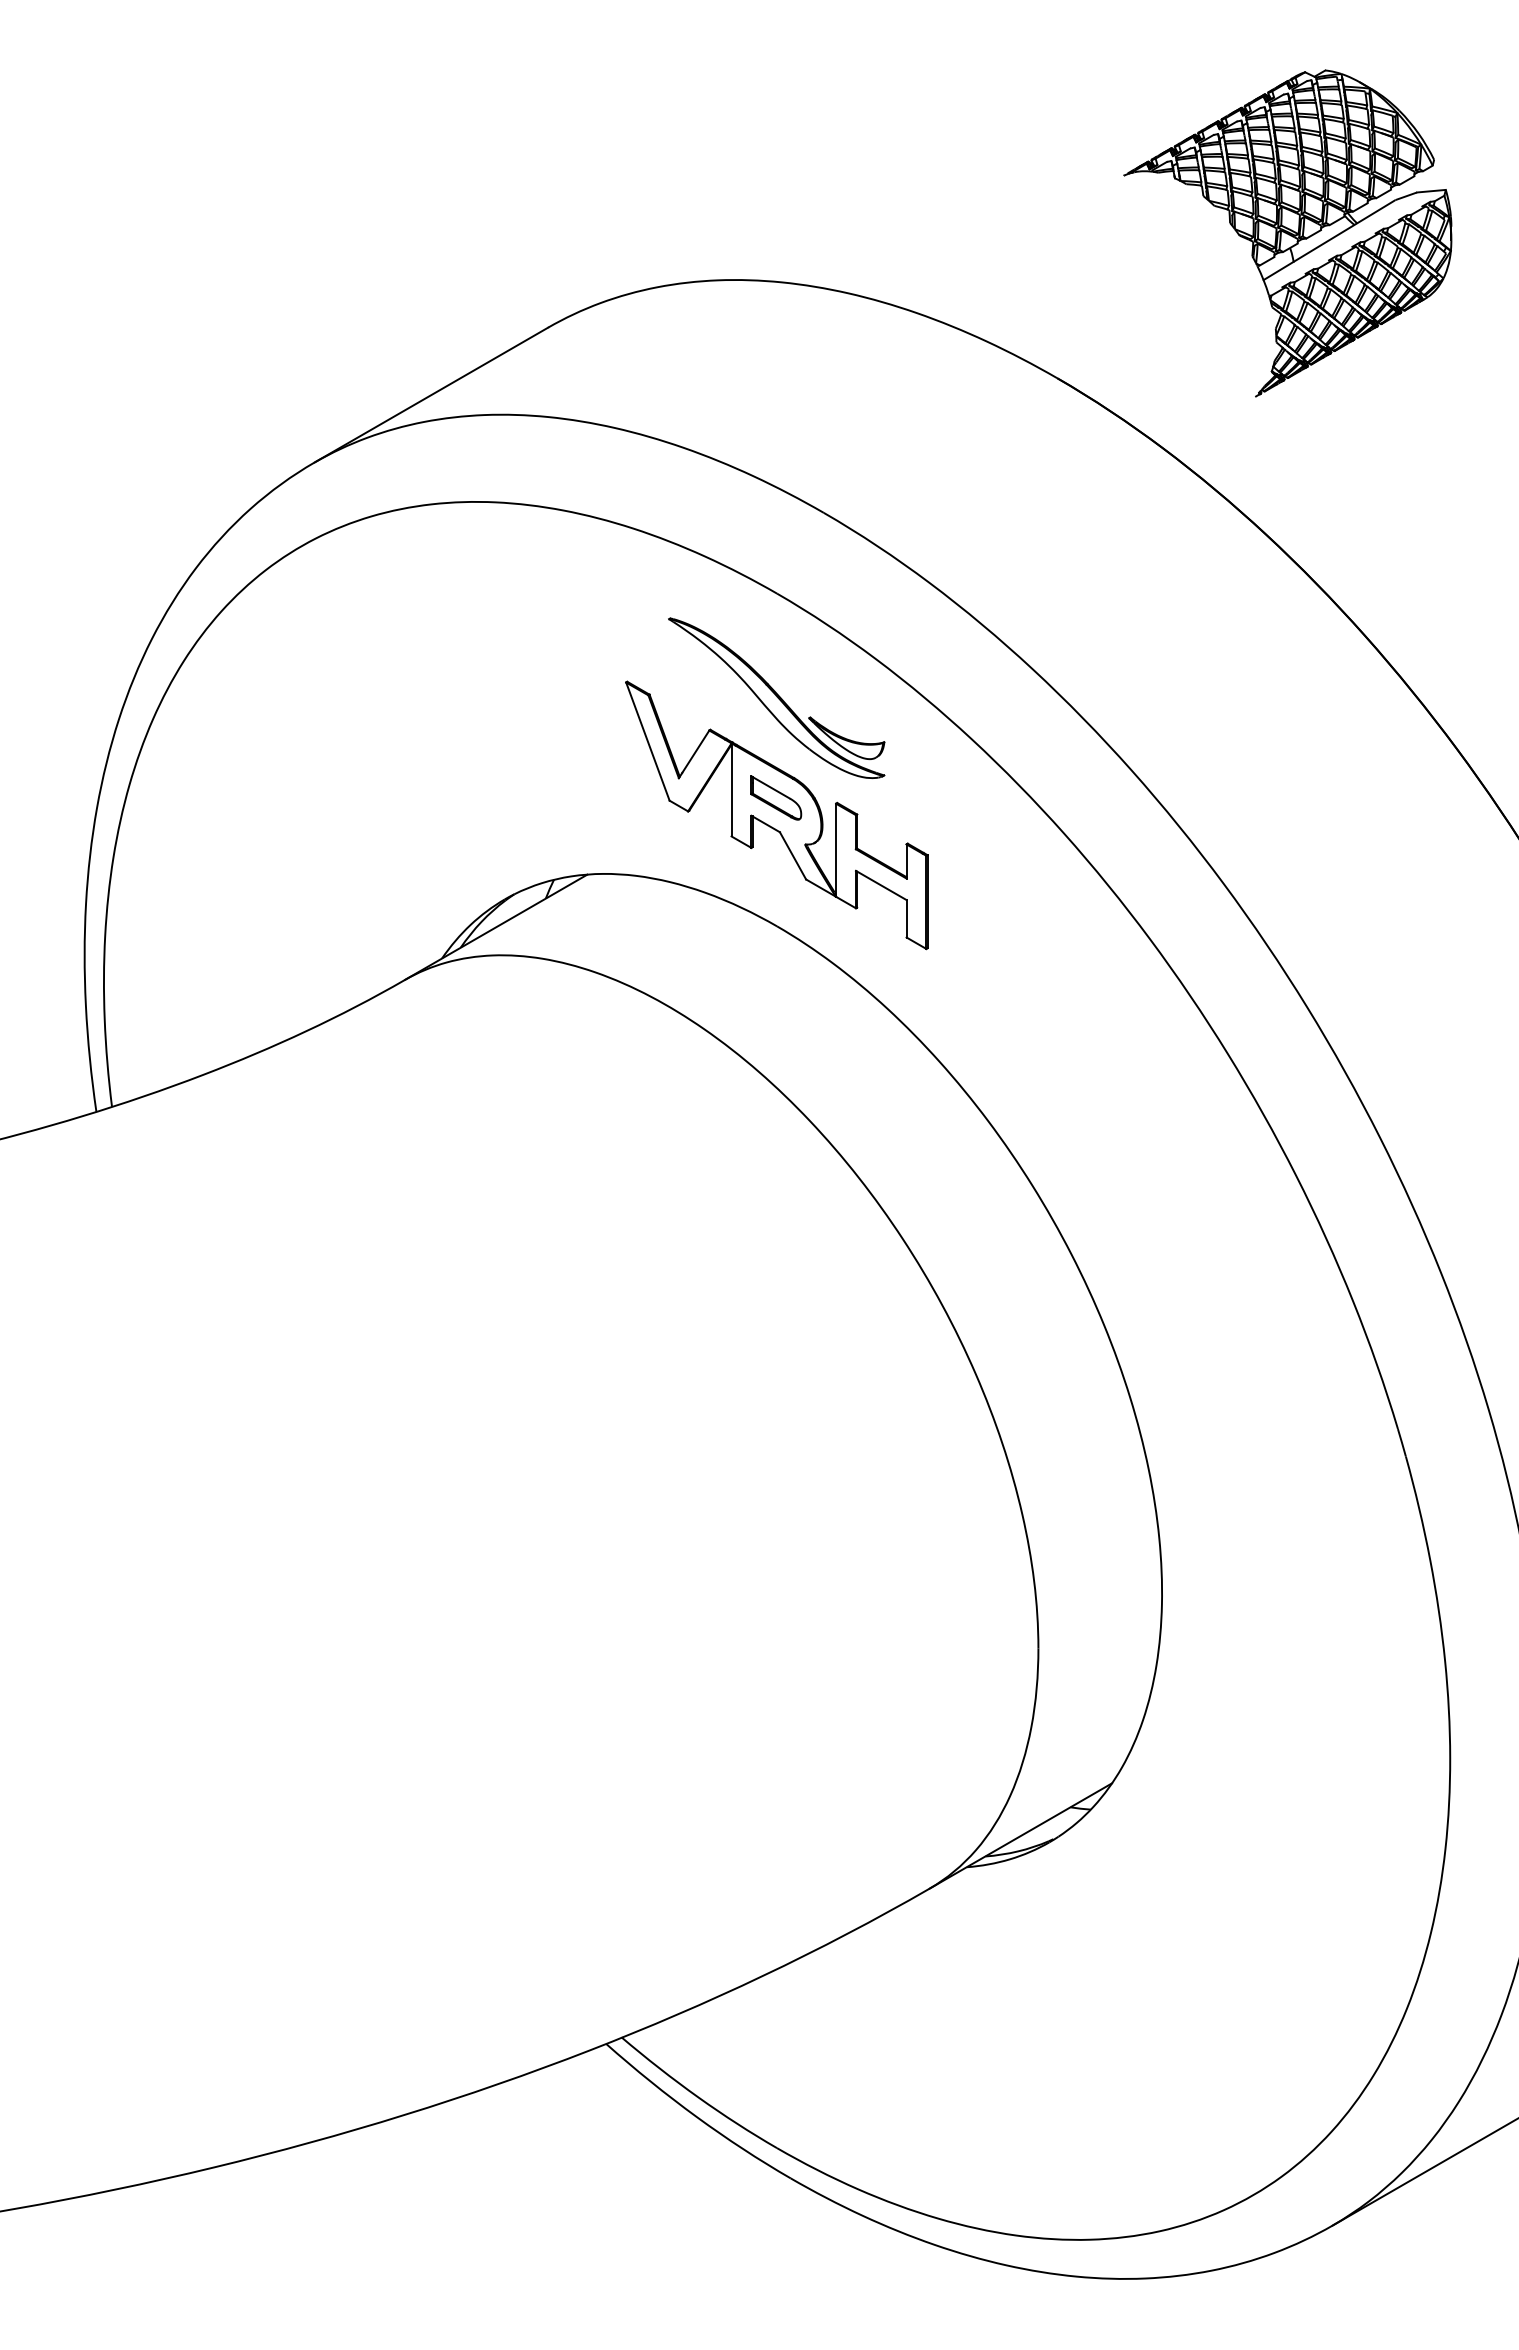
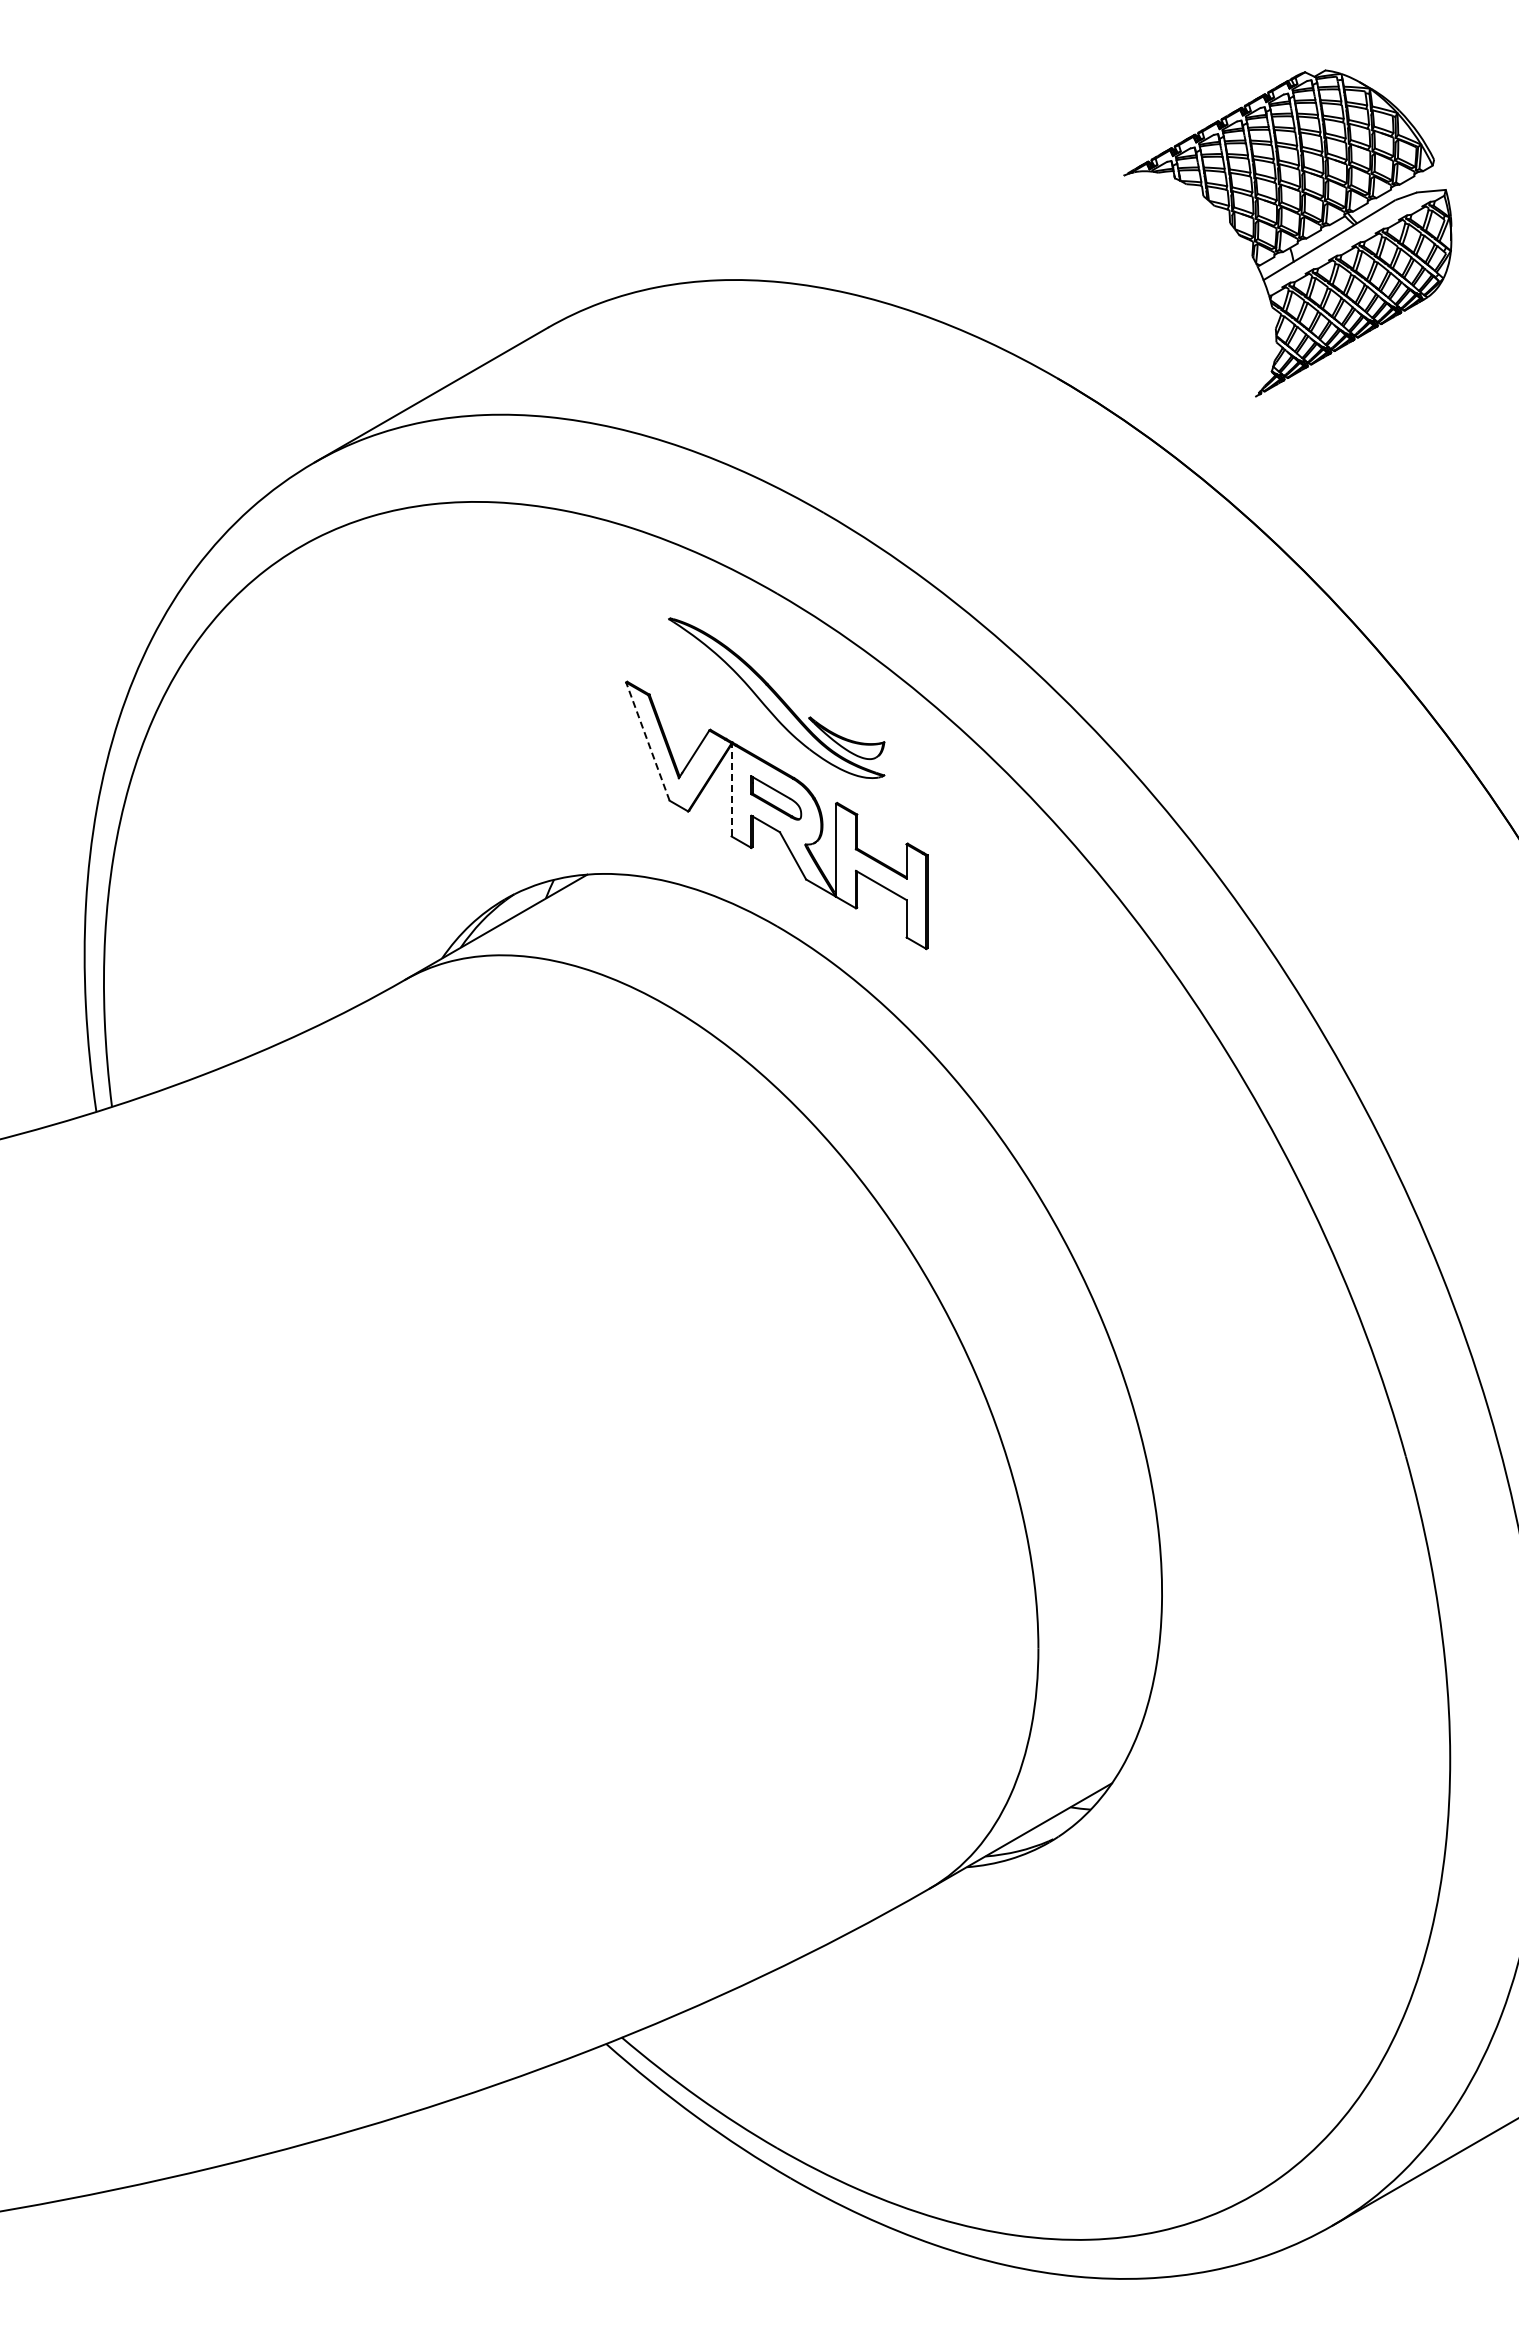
line: solid -> dashed (647, 741)
line: solid -> dashed (731, 789)
